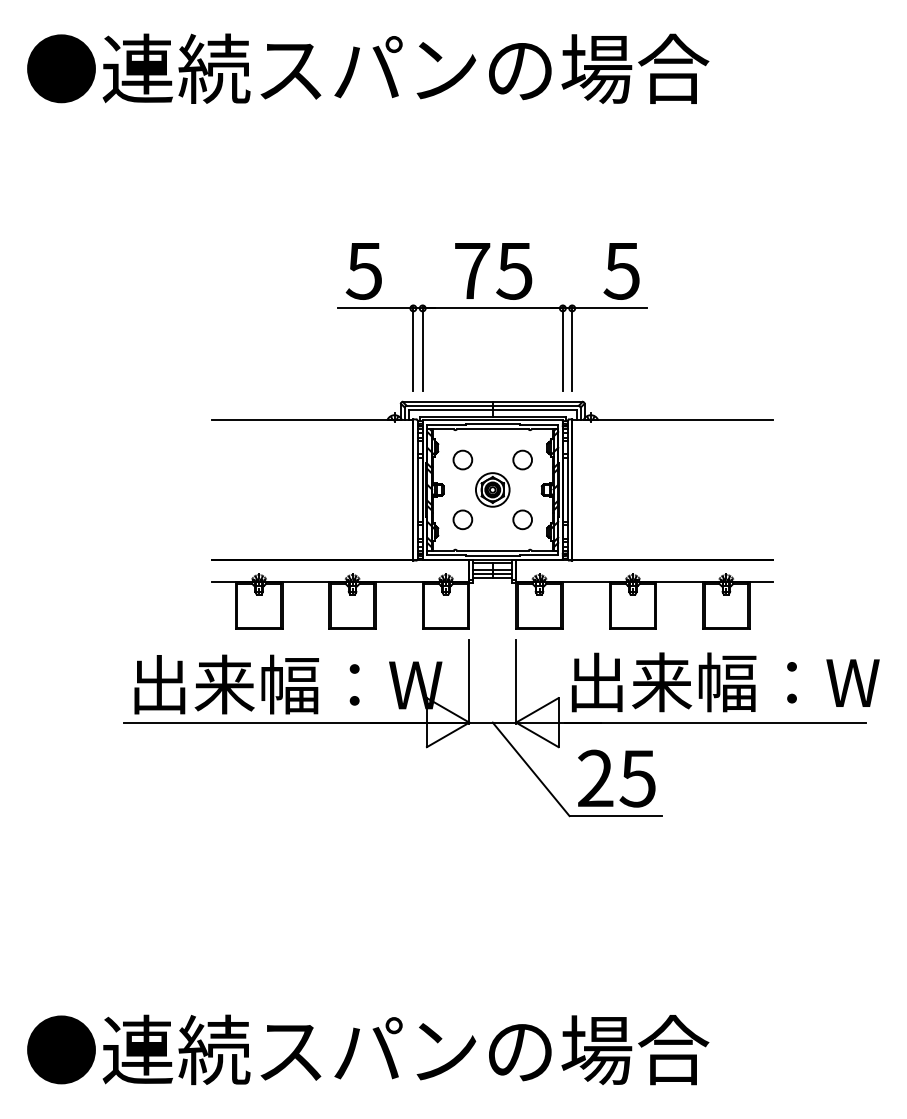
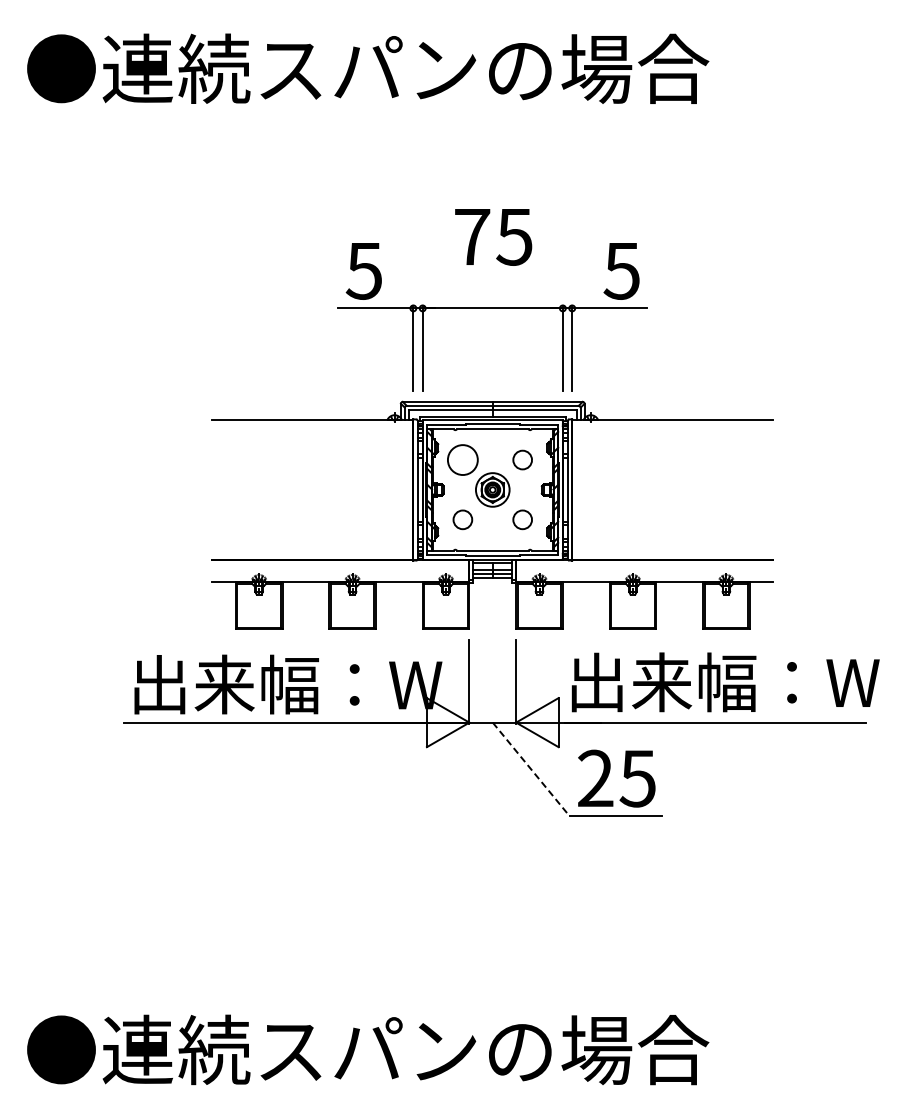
text position: (493, 271) -> (493, 237) (493, 237)
circle diameter: 19 px -> 30 px (462, 460)
line: solid -> dashed (531, 769)
